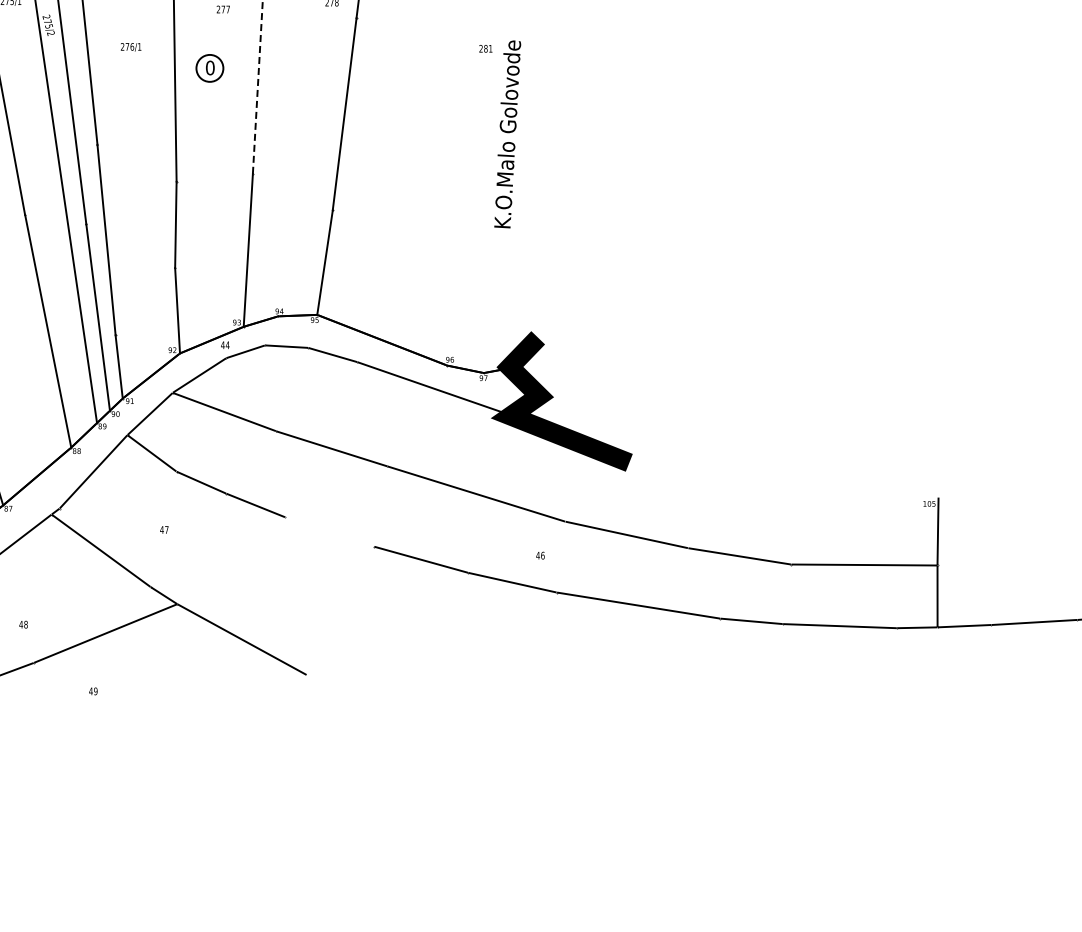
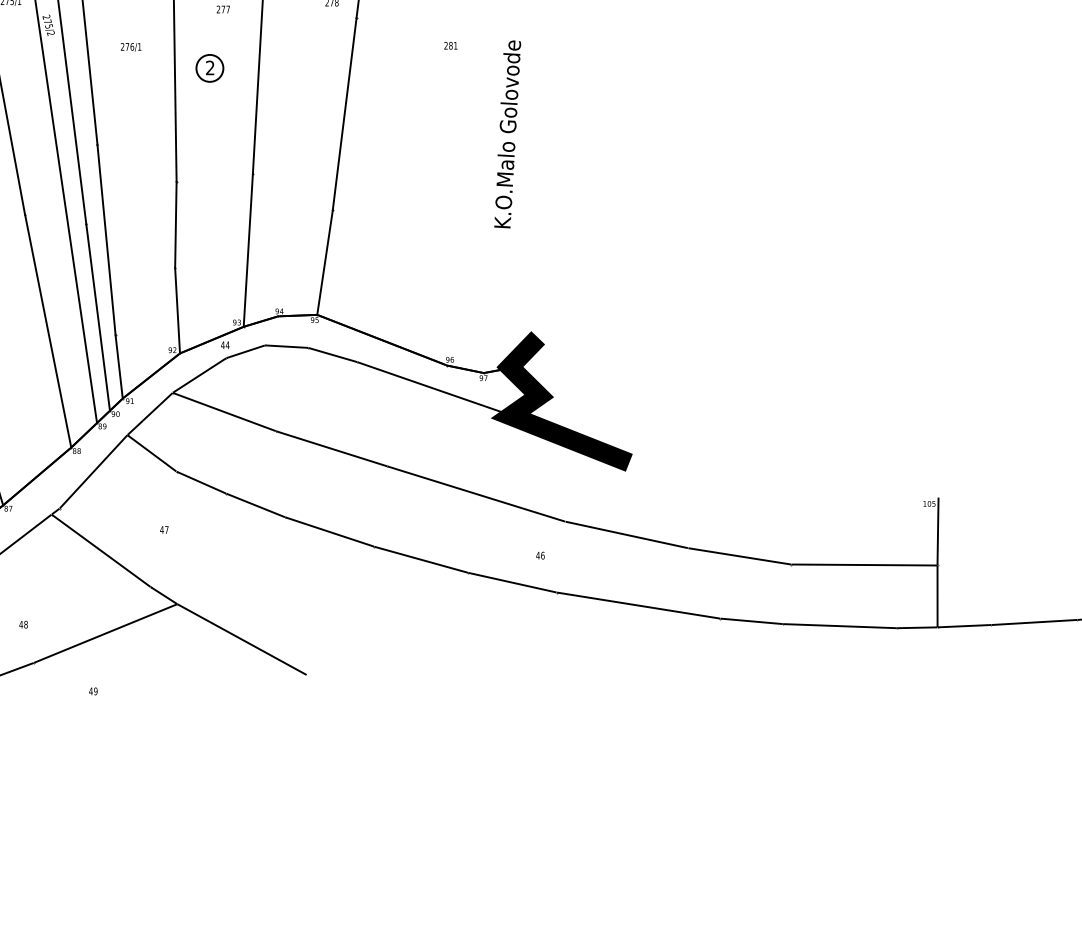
text position: (485, 48) -> (450, 45) (450, 45)
text: 0 -> 2 (210, 67)
line: dashed -> solid (257, 87)
line: none -> present (329, 531)
